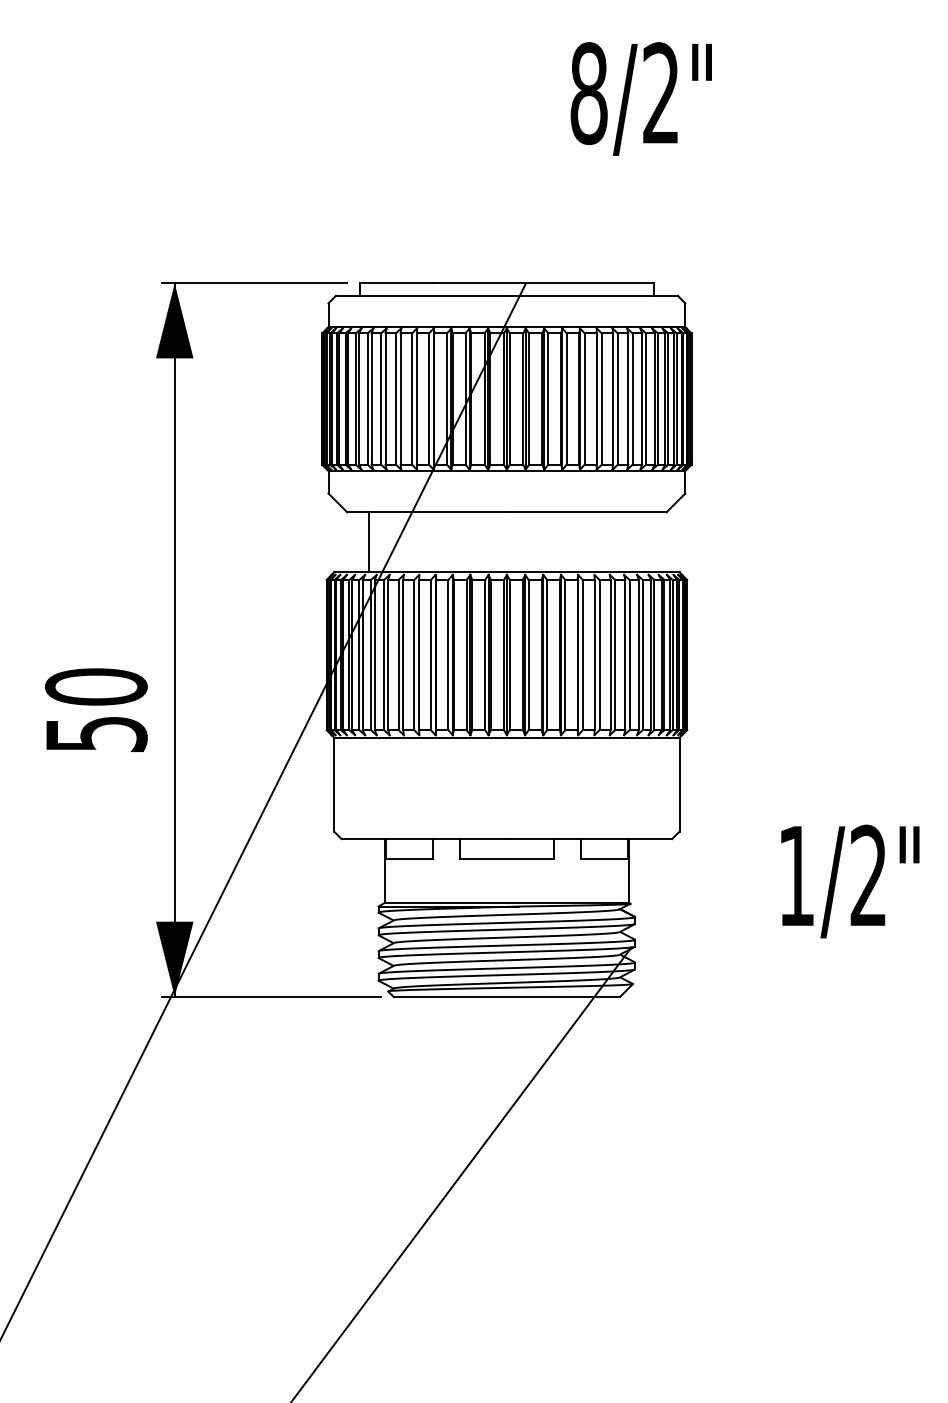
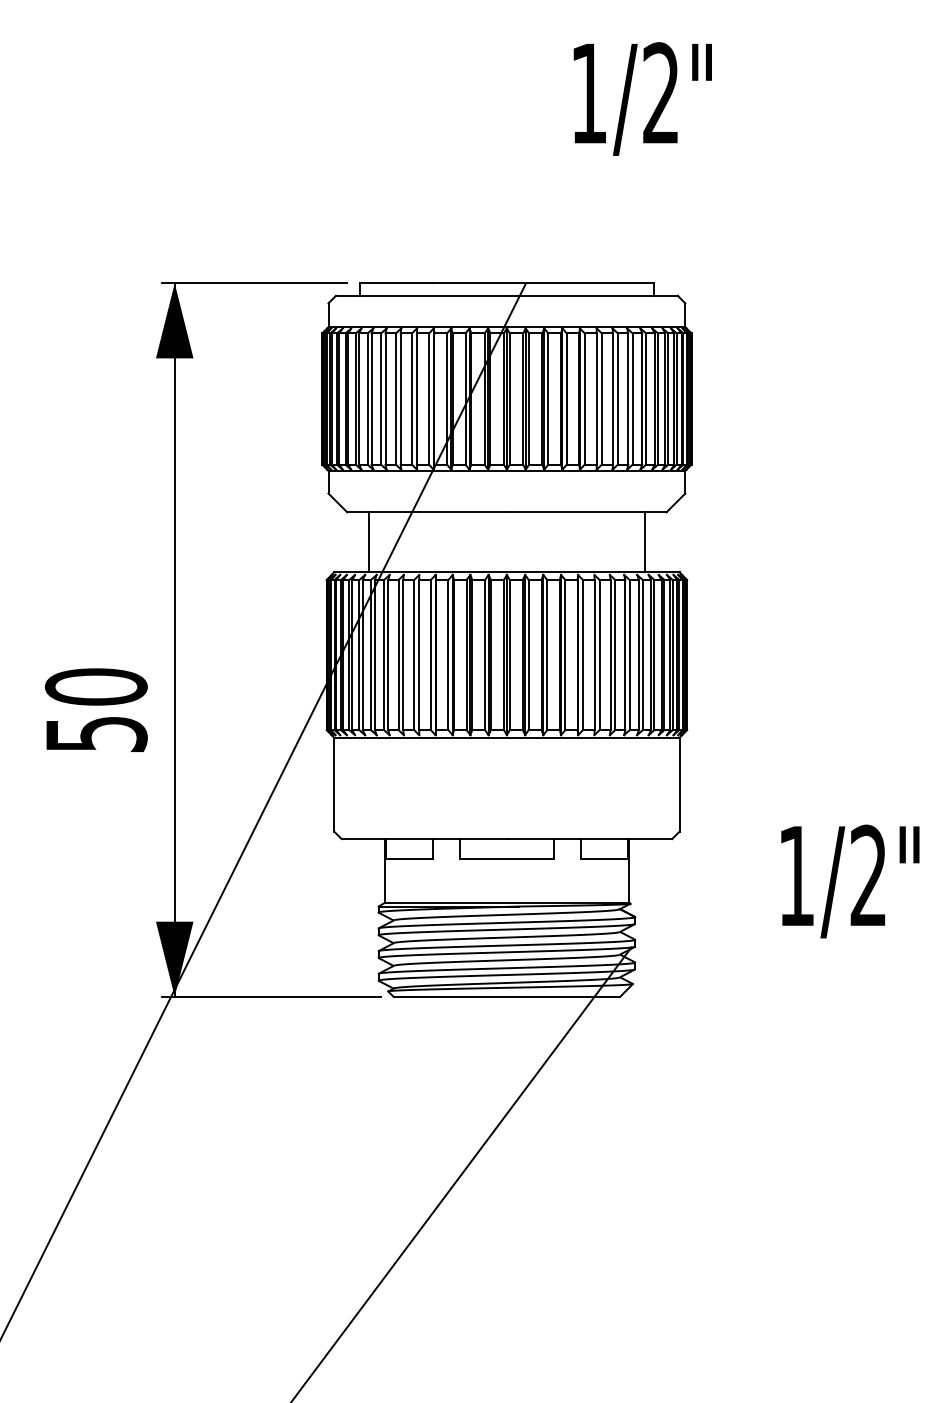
text: 8/2" -> 1/2" (588, 93)
line: none -> present (644, 542)
